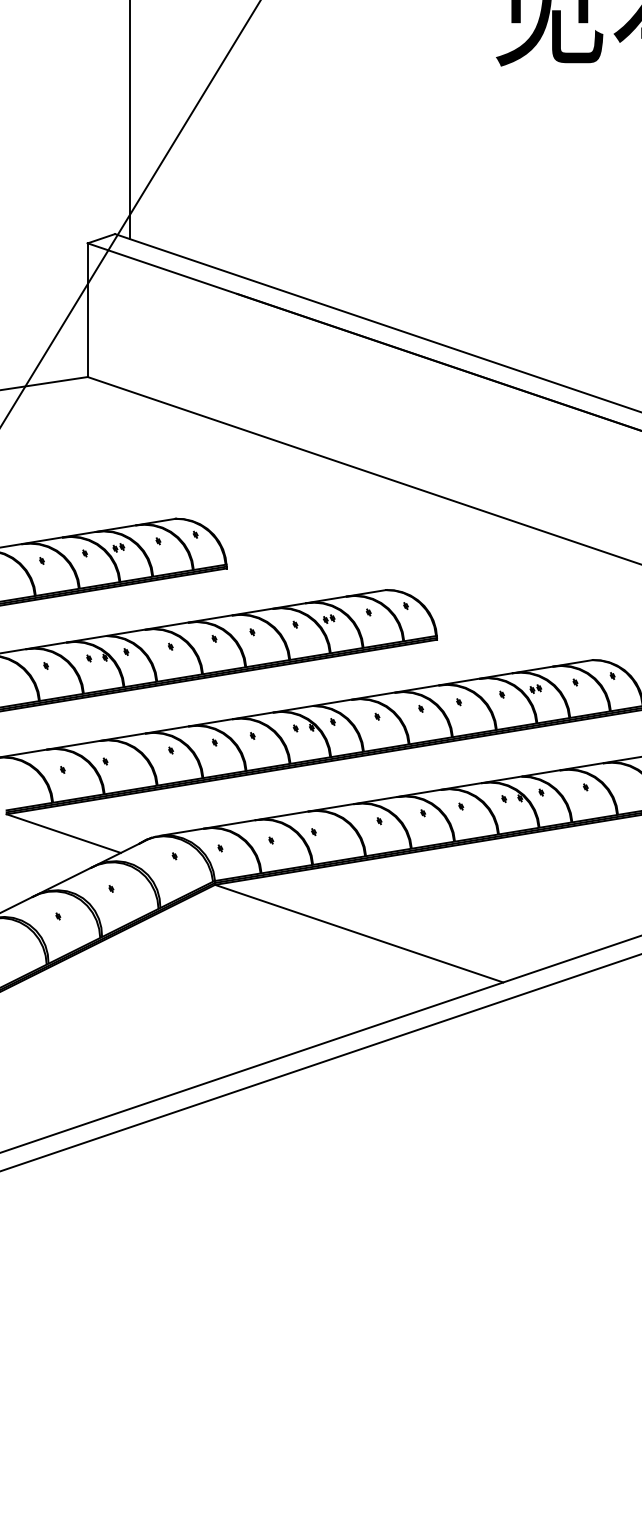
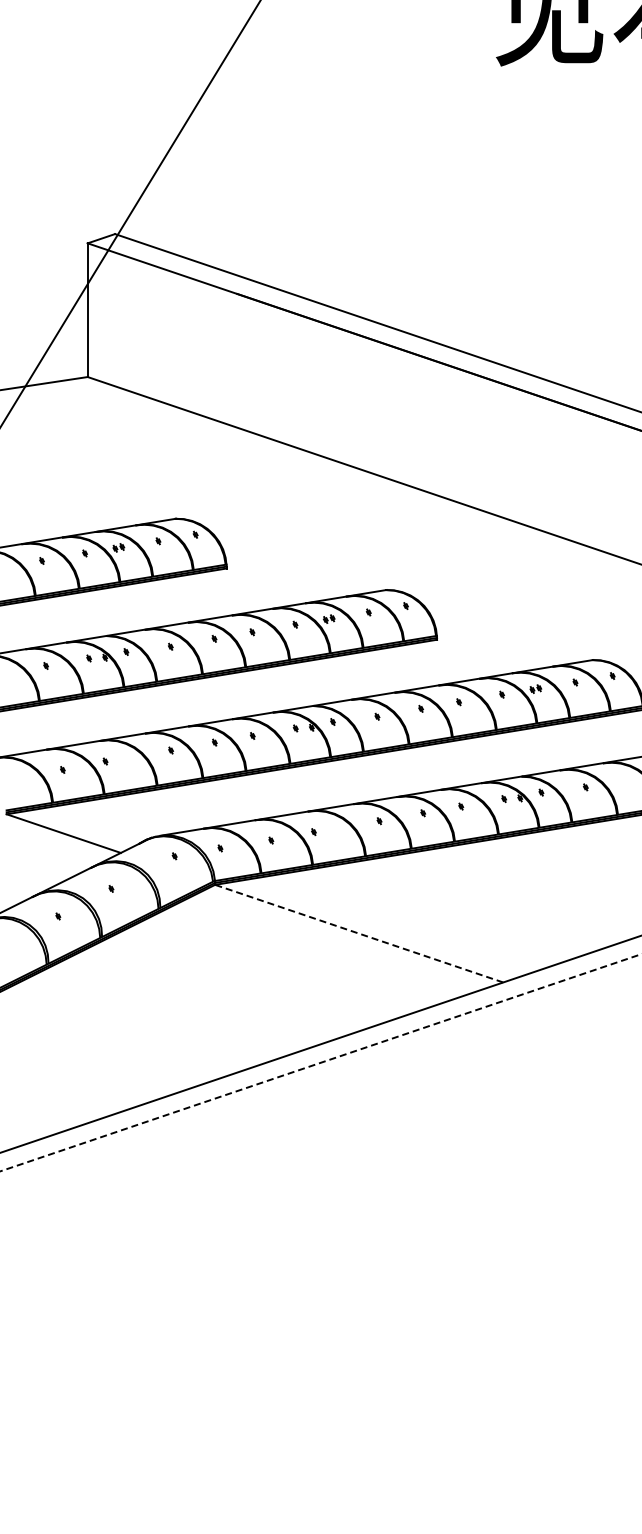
line: present -> none (130, 120)
line: solid -> dashed (358, 933)
line: solid -> dashed (321, 1062)
